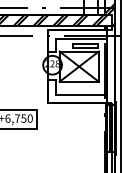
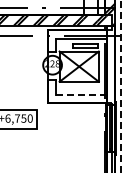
line: solid -> dashed (120, 86)
line: solid -> dashed (81, 94)
